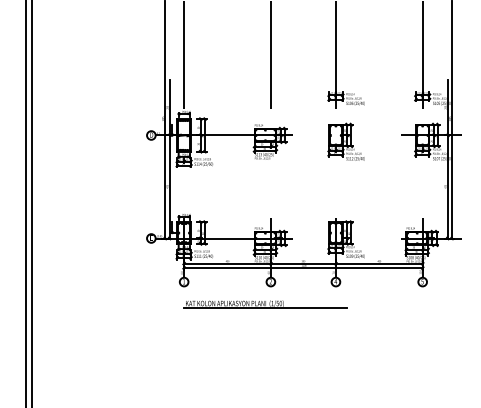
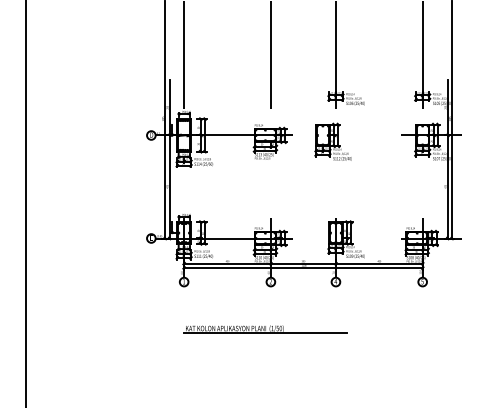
part position: (345, 141) -> (332, 141) (332, 141)
line: present -> none (31, 203)
part position: (265, 304) -> (265, 329) (265, 329)
